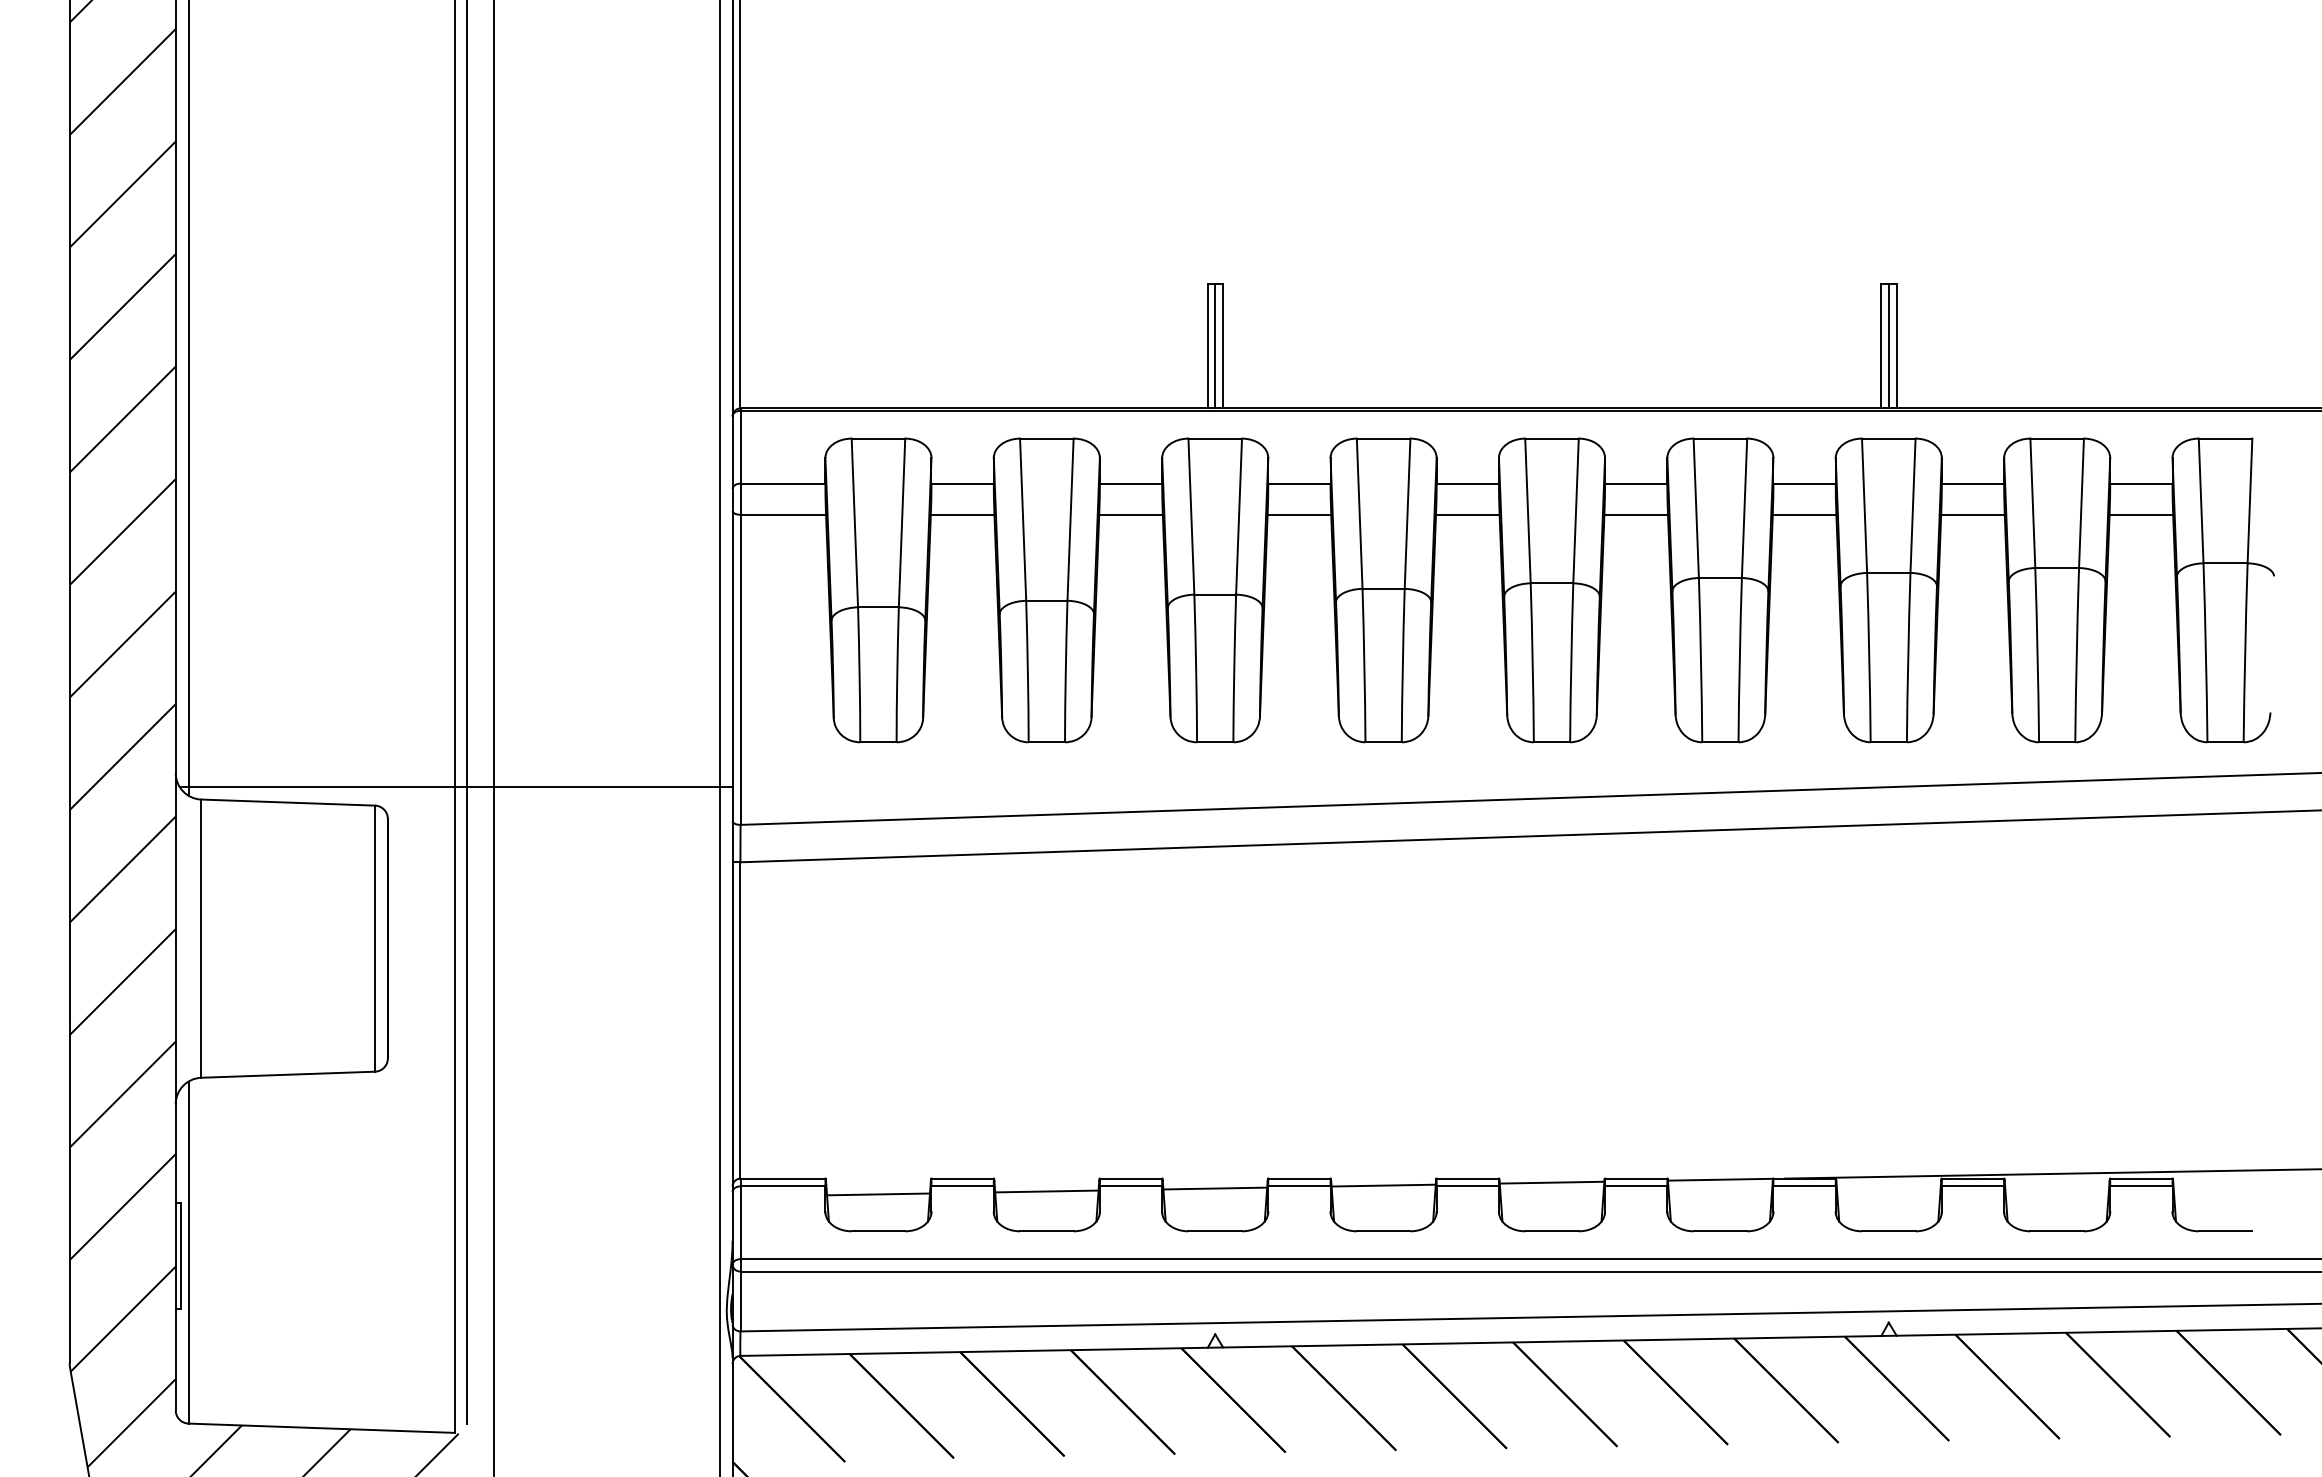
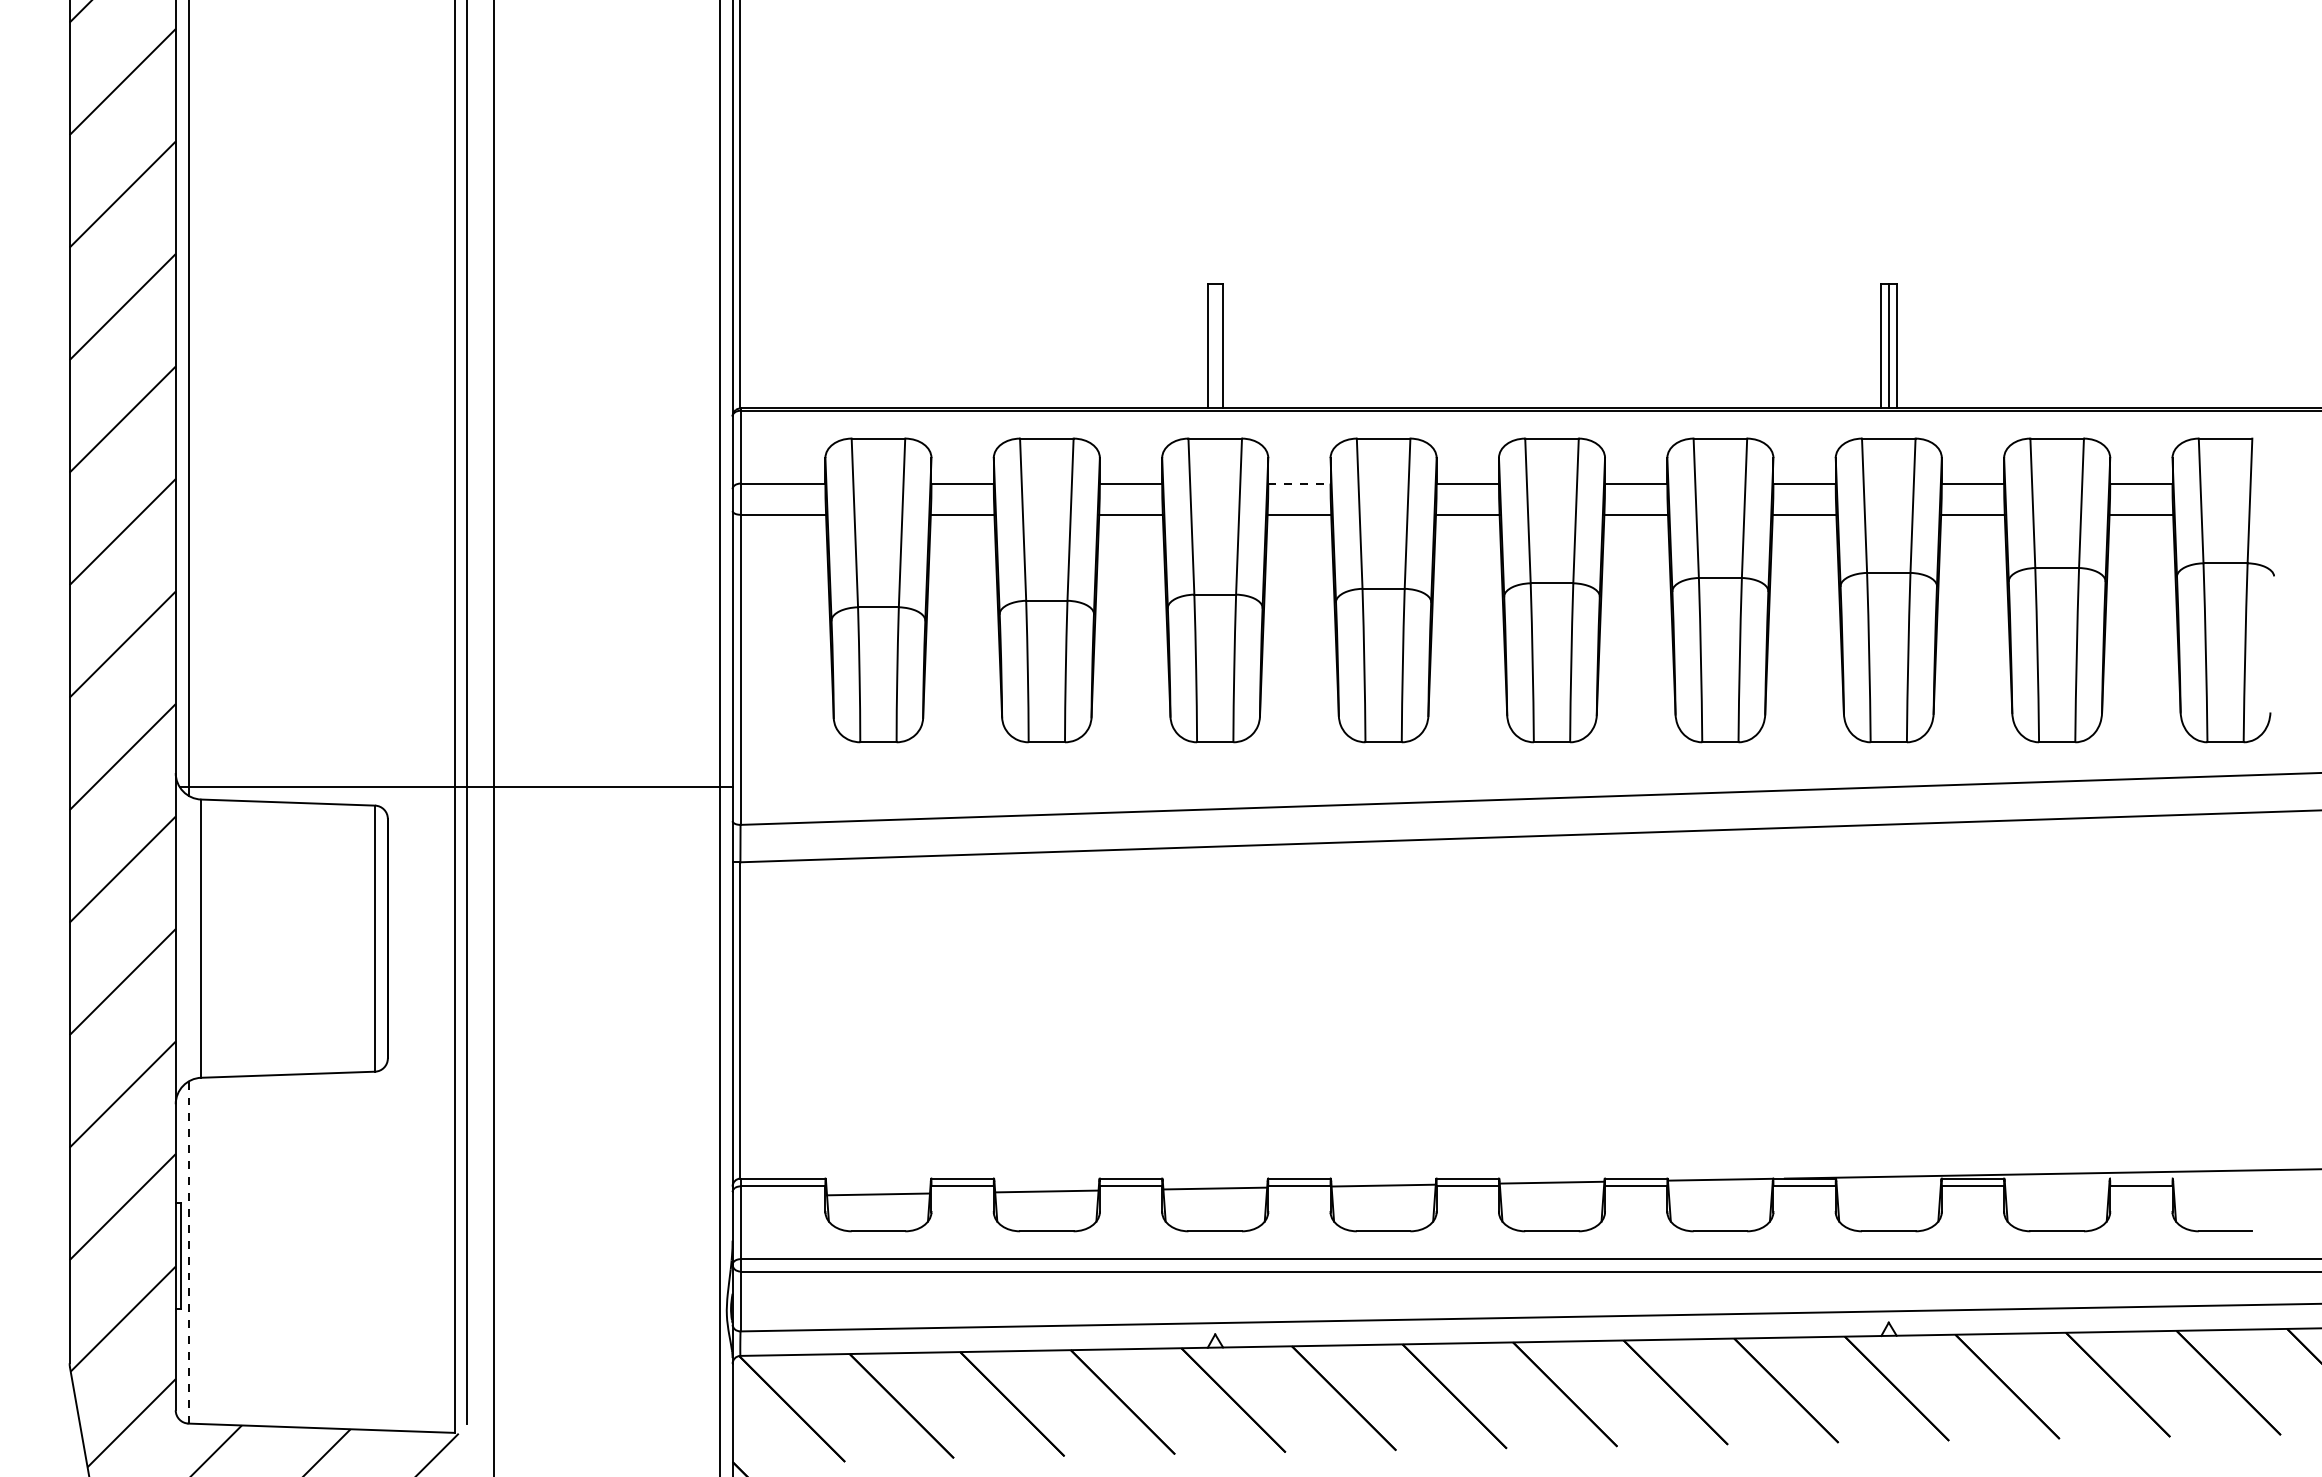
line: present -> none (1215, 345)
line: solid -> dashed (1299, 483)
line: present -> none (2140, 1178)
line: solid -> dashed (188, 1253)
